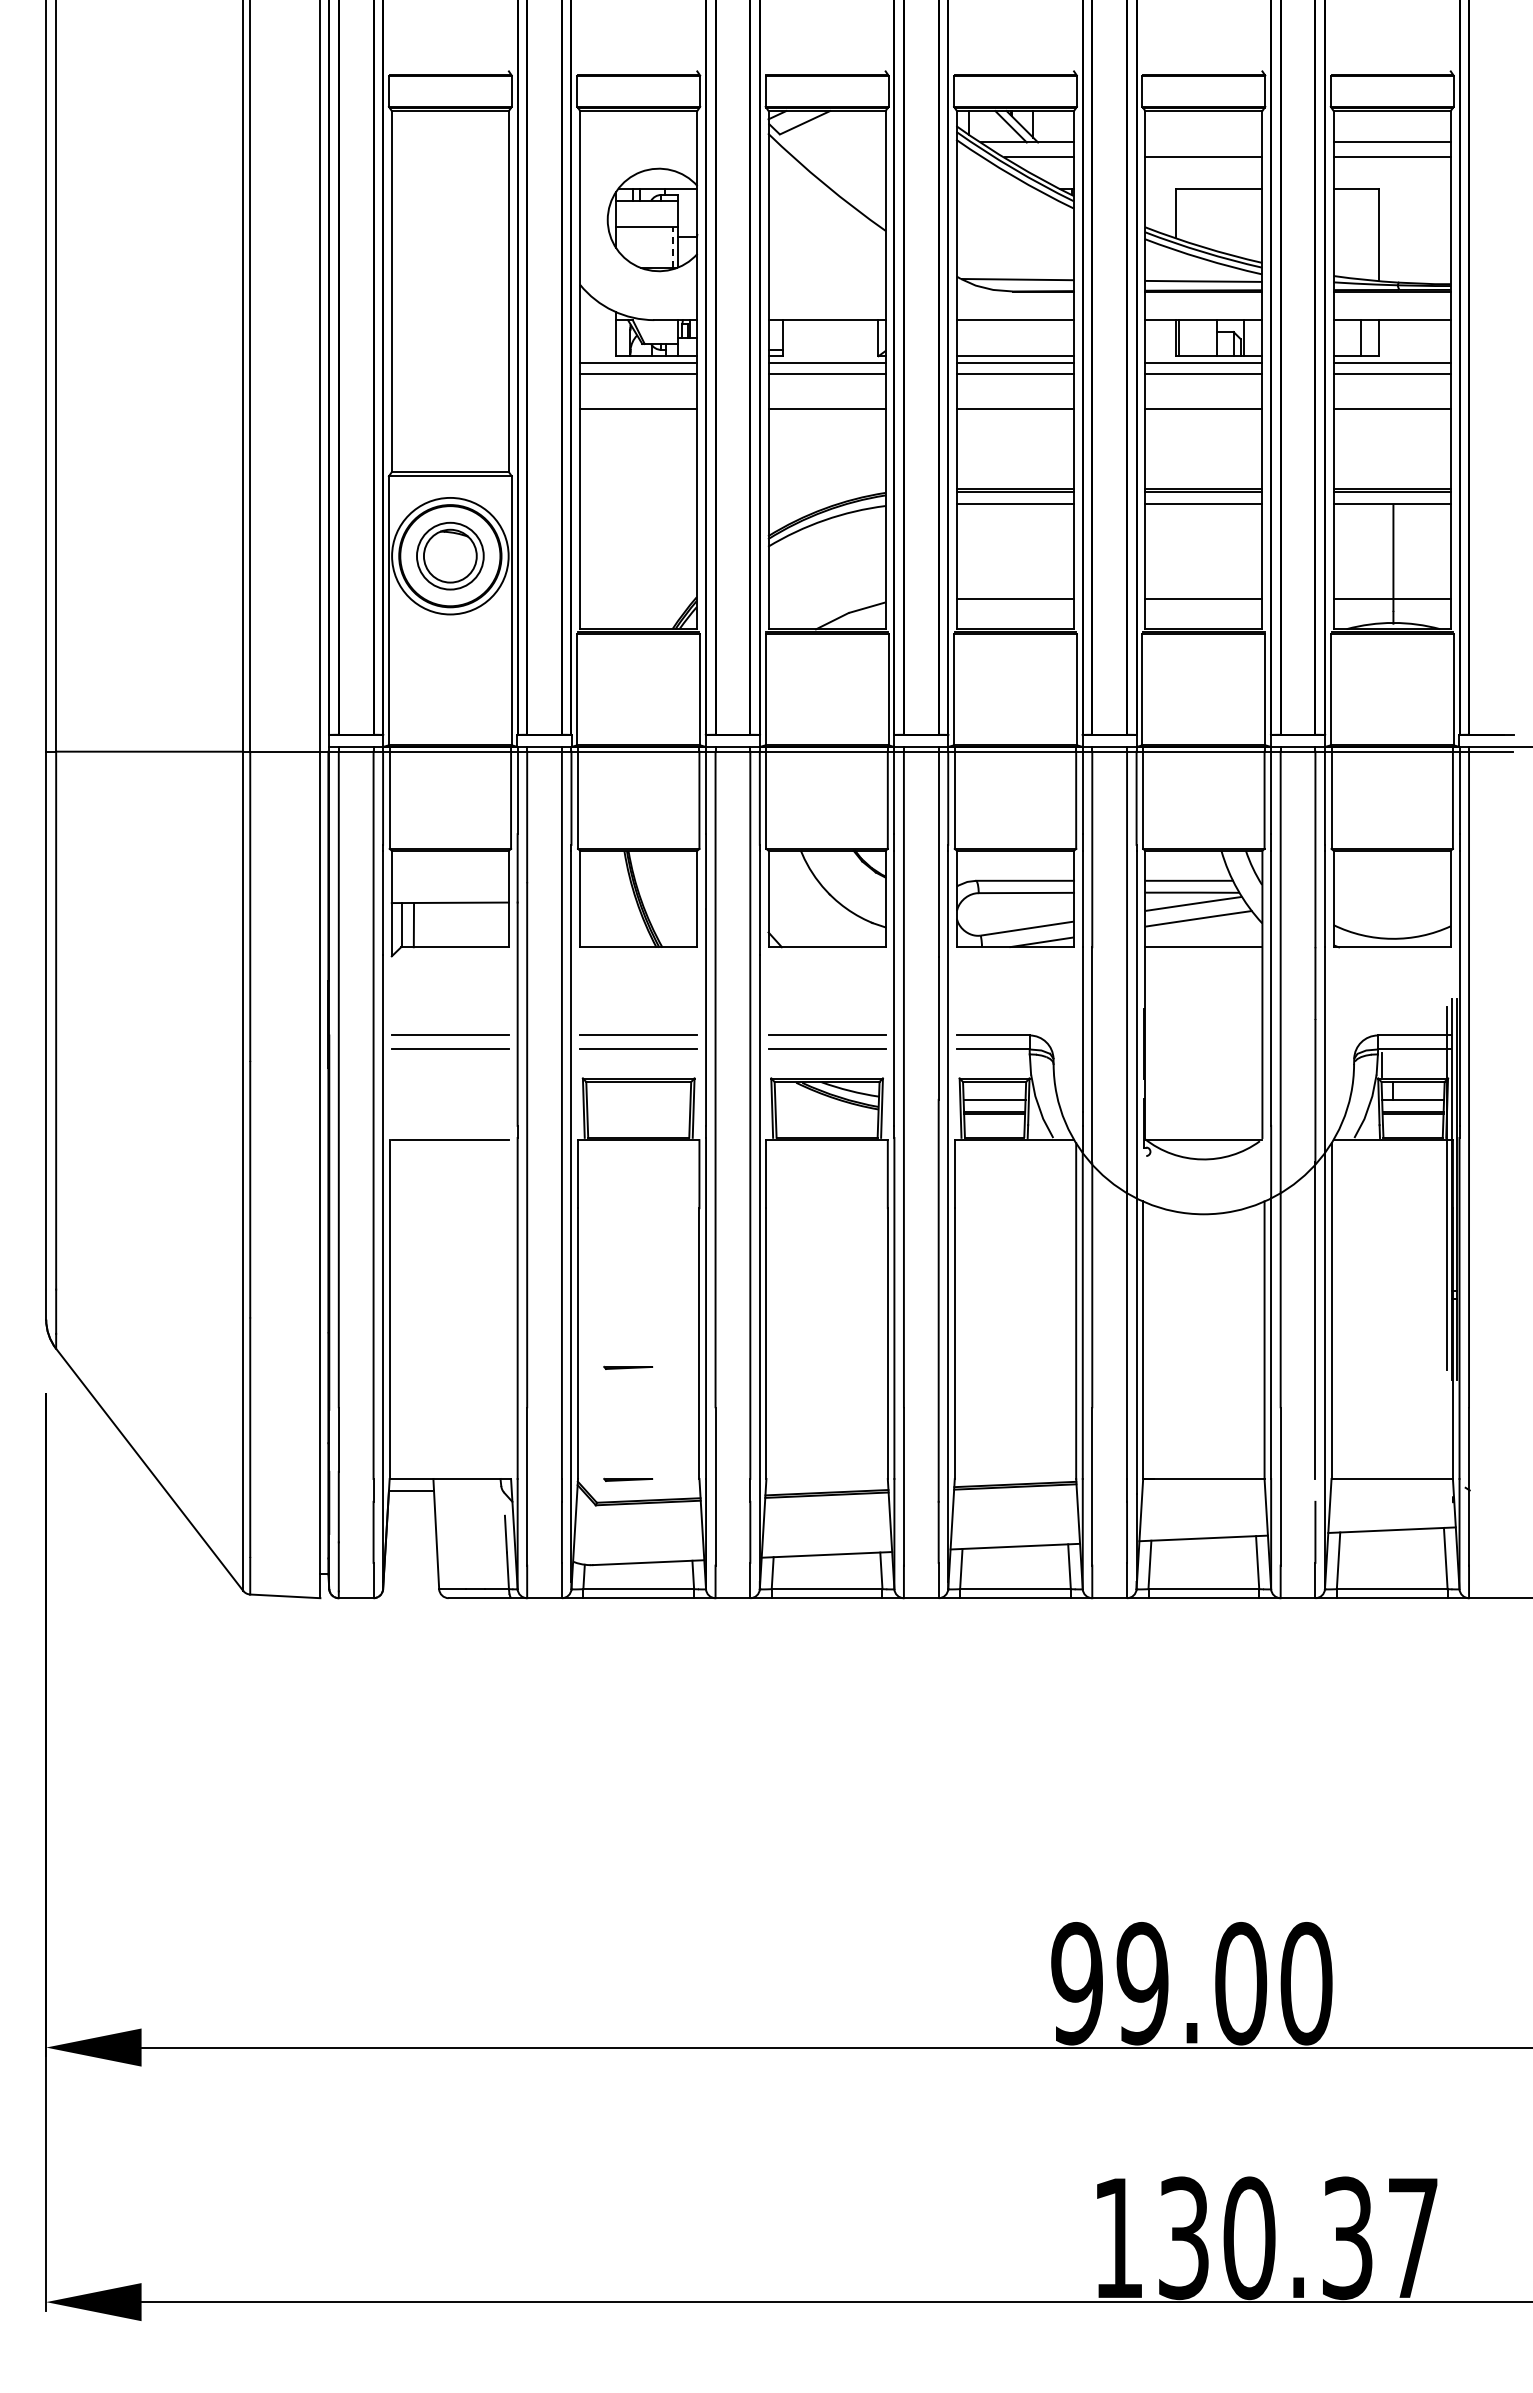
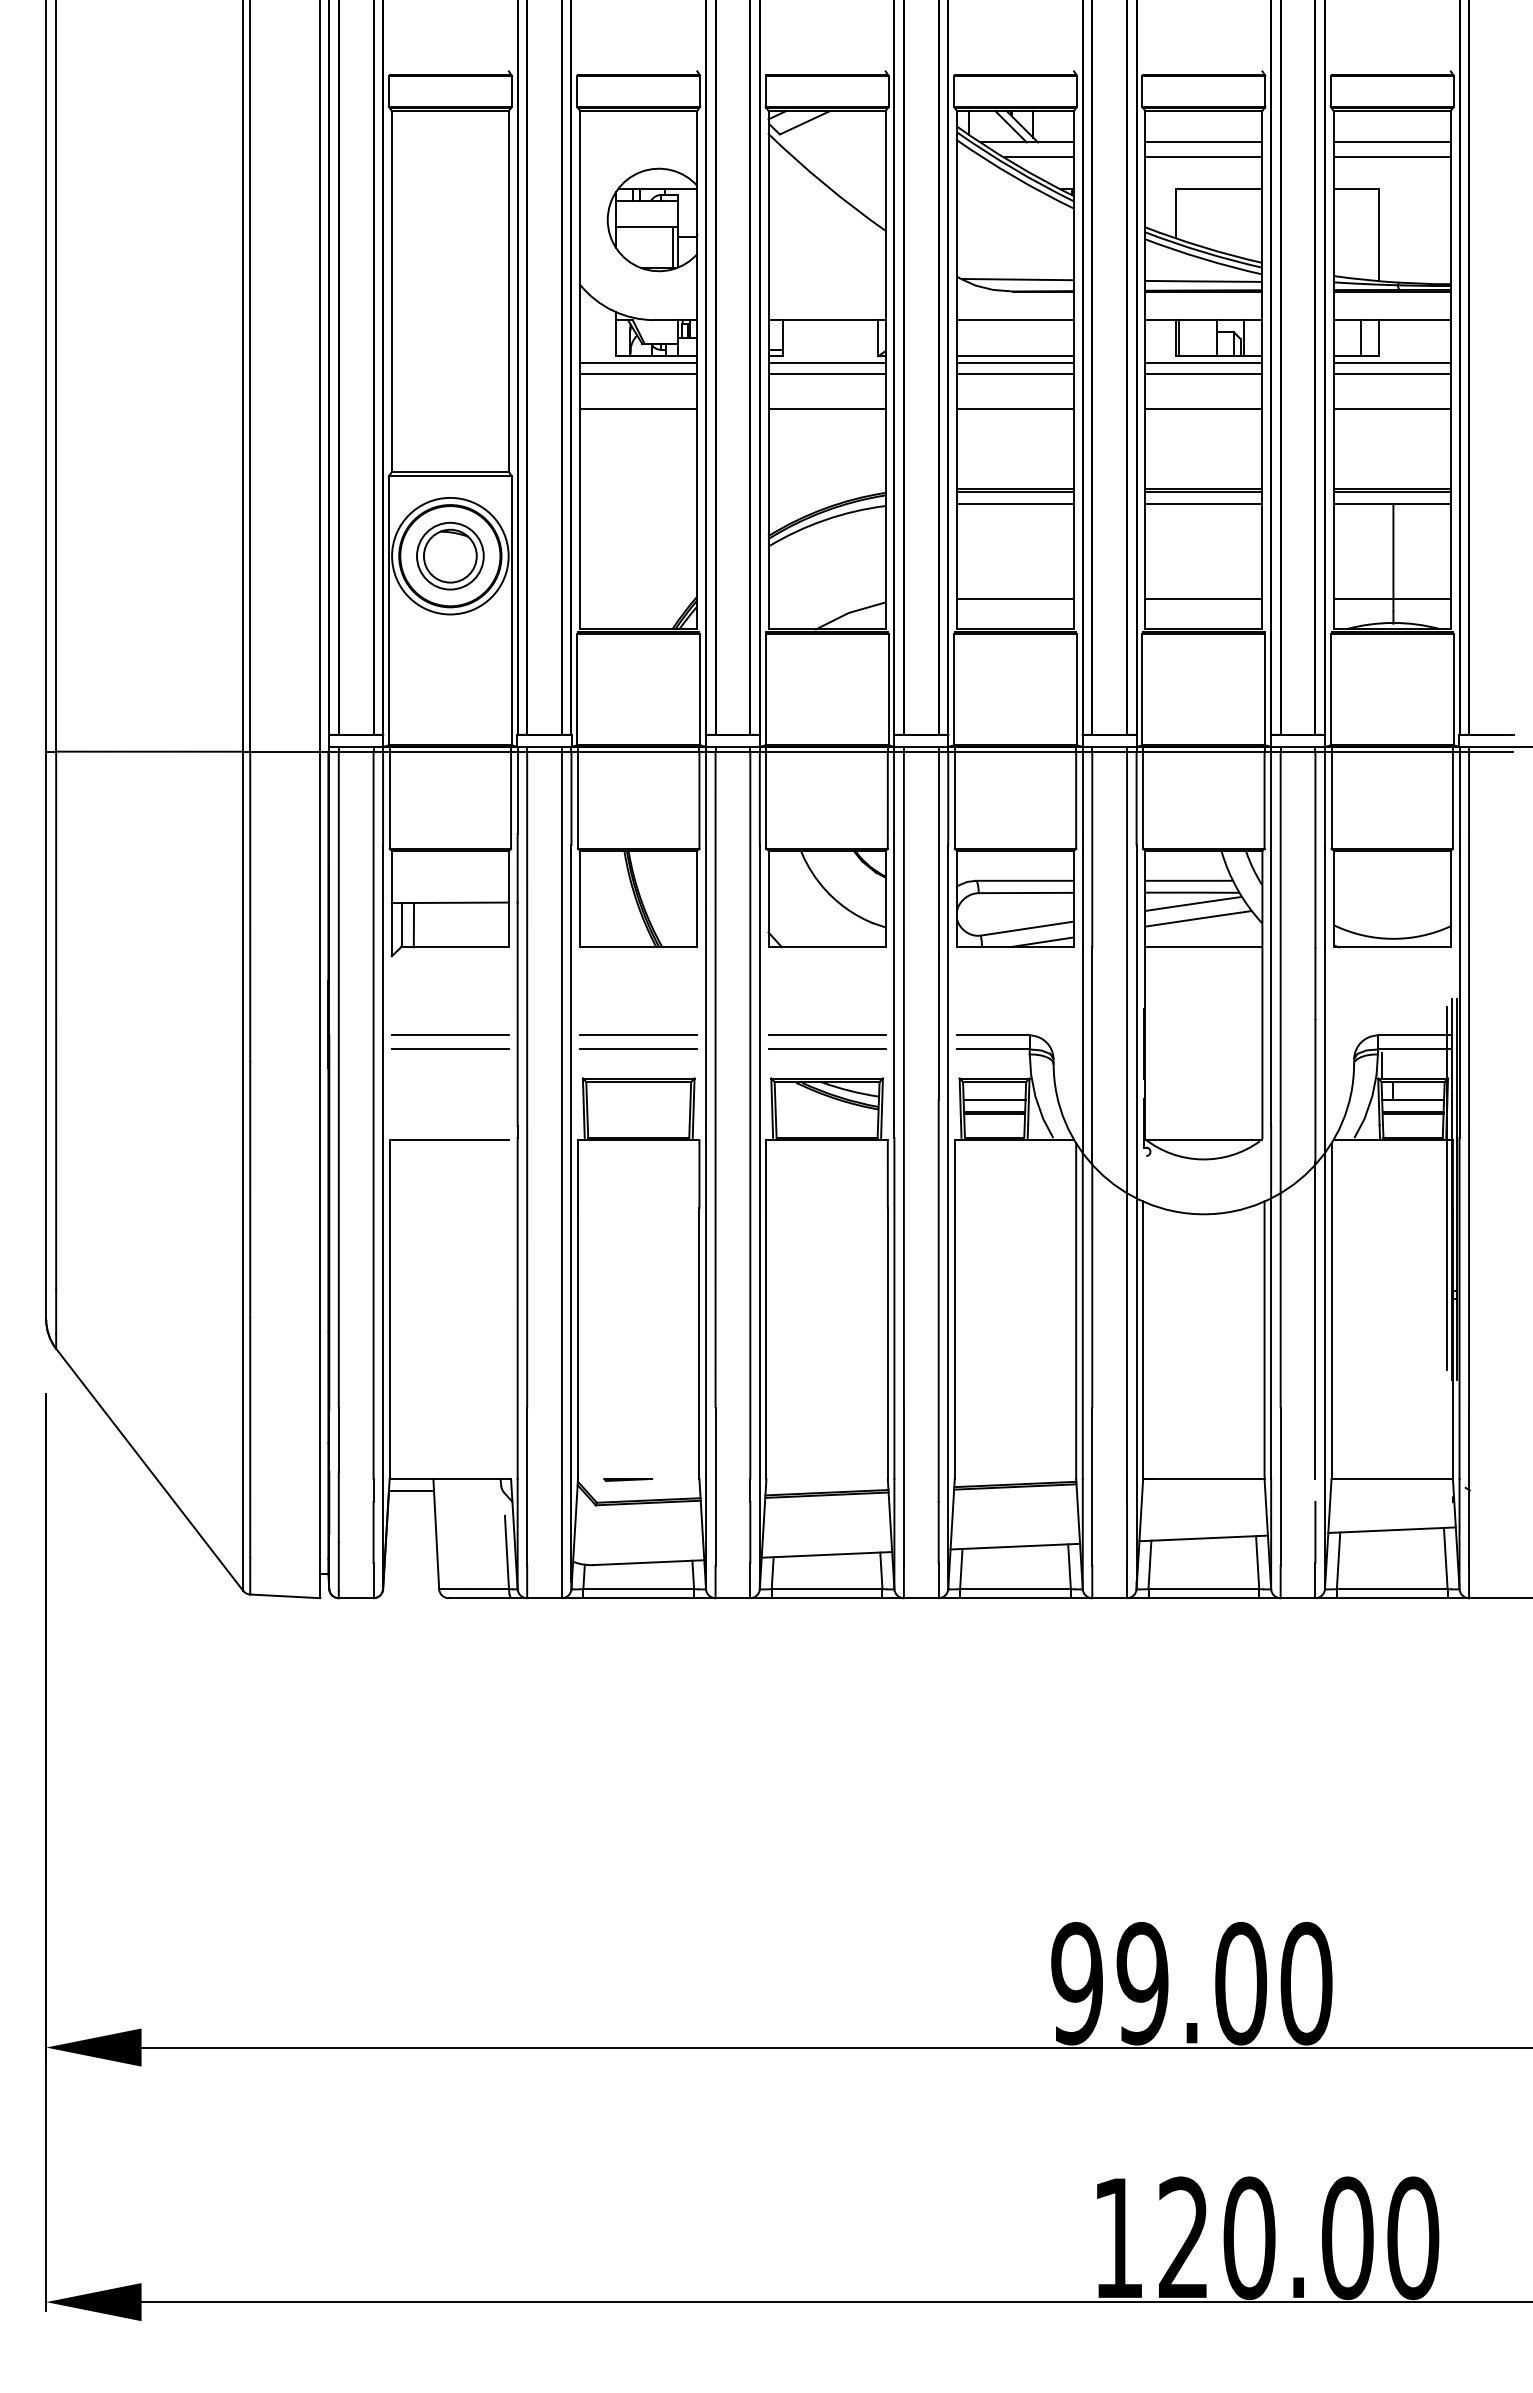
line: none -> present (1203, 142)
line: dashed -> solid (673, 246)
line: present -> none (628, 1367)
text: 130.37 -> 120.00 (1299, 2238)
